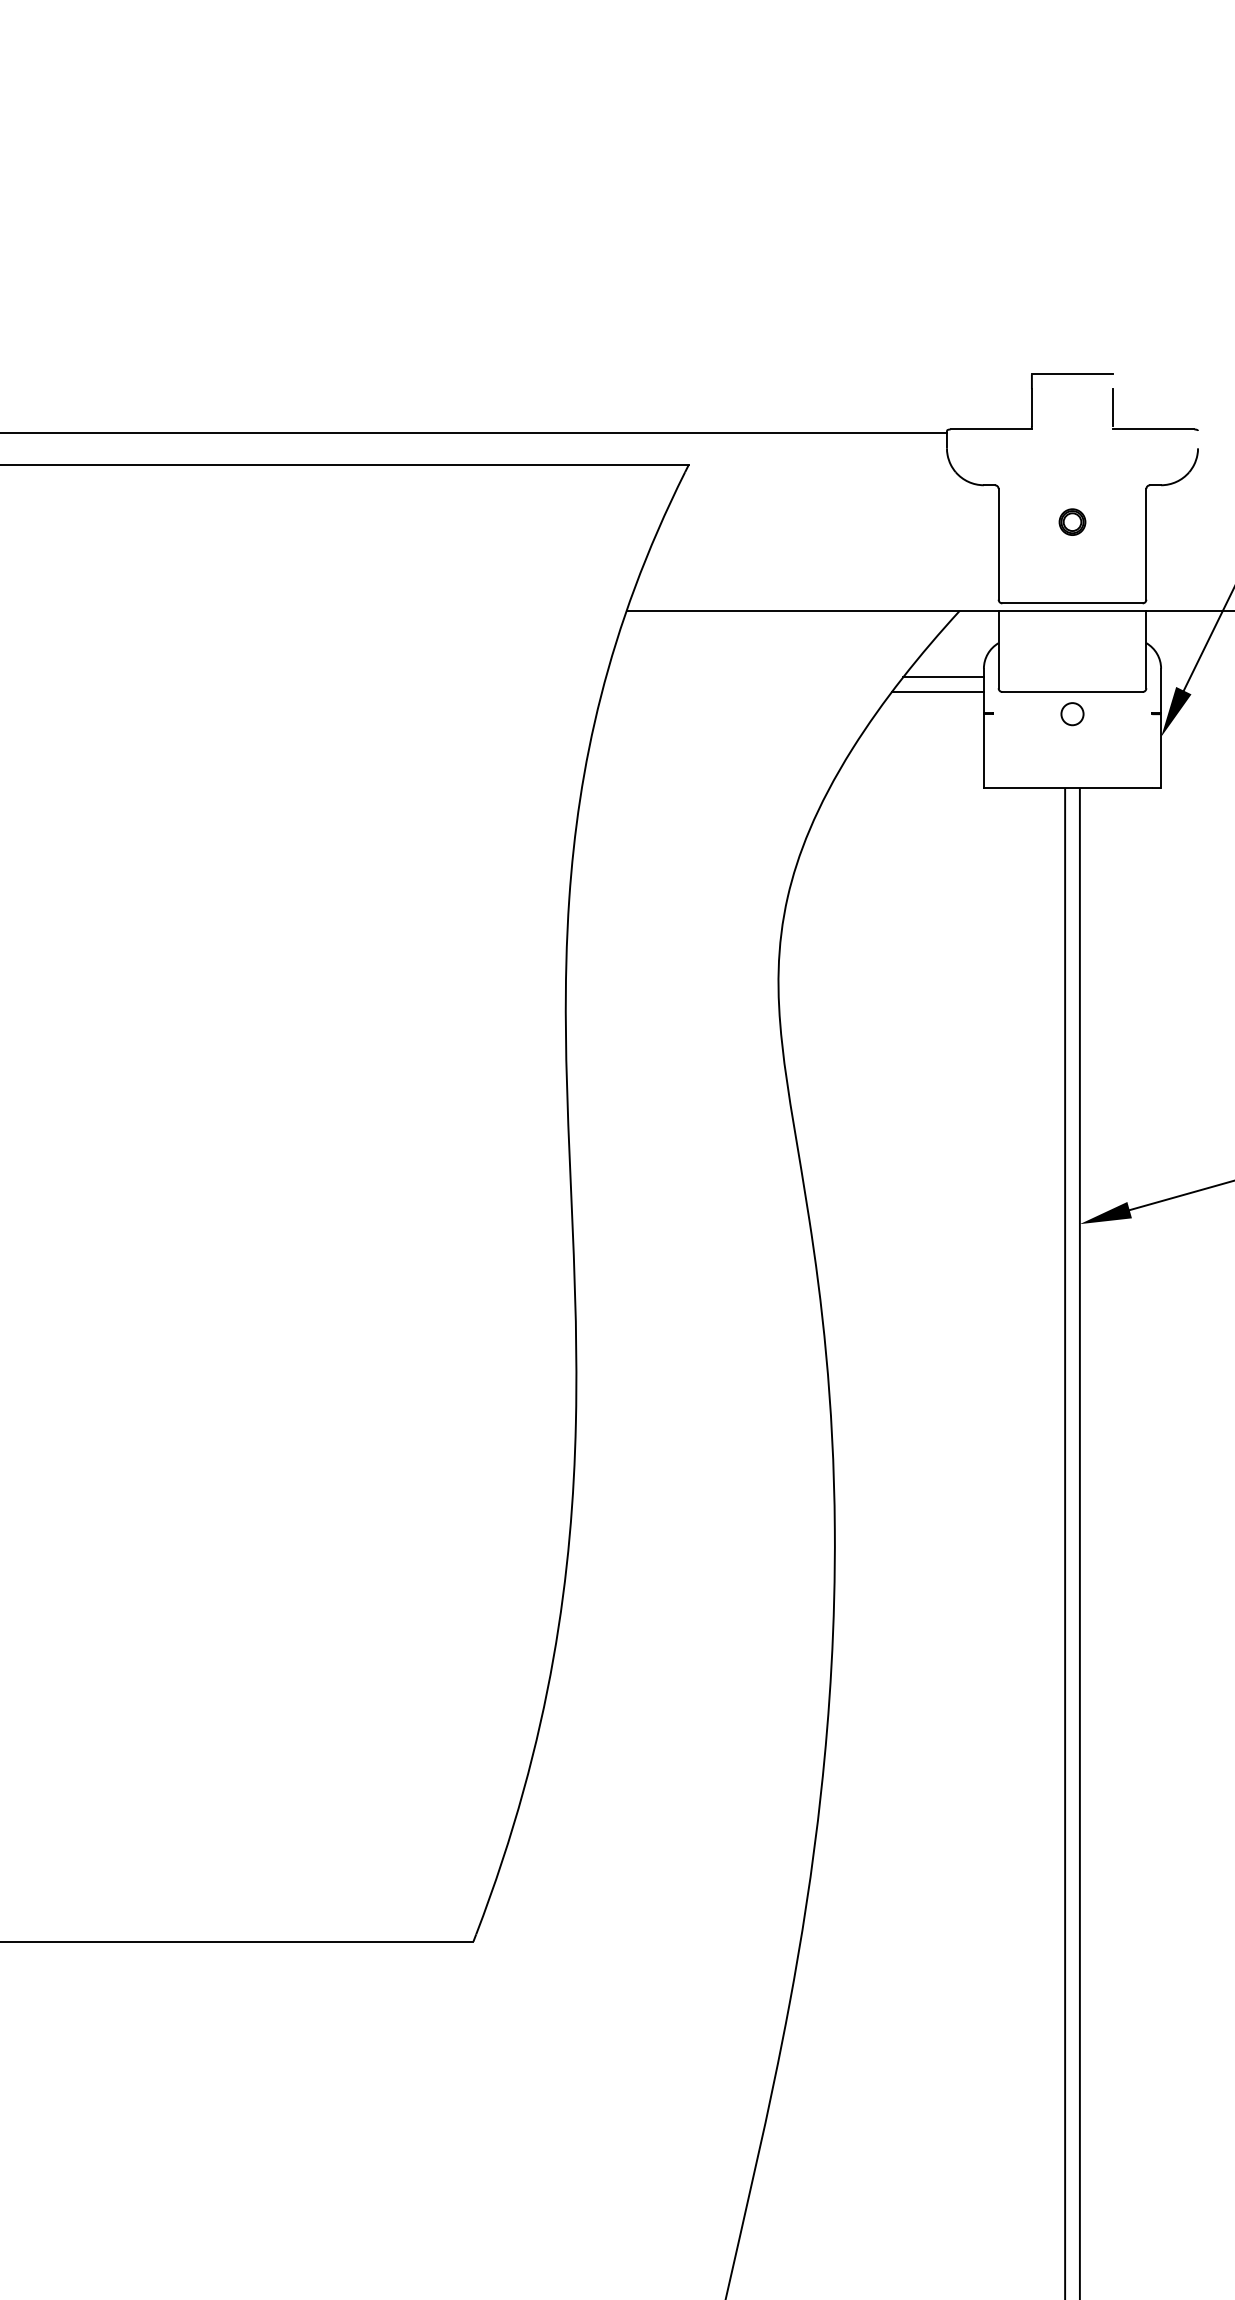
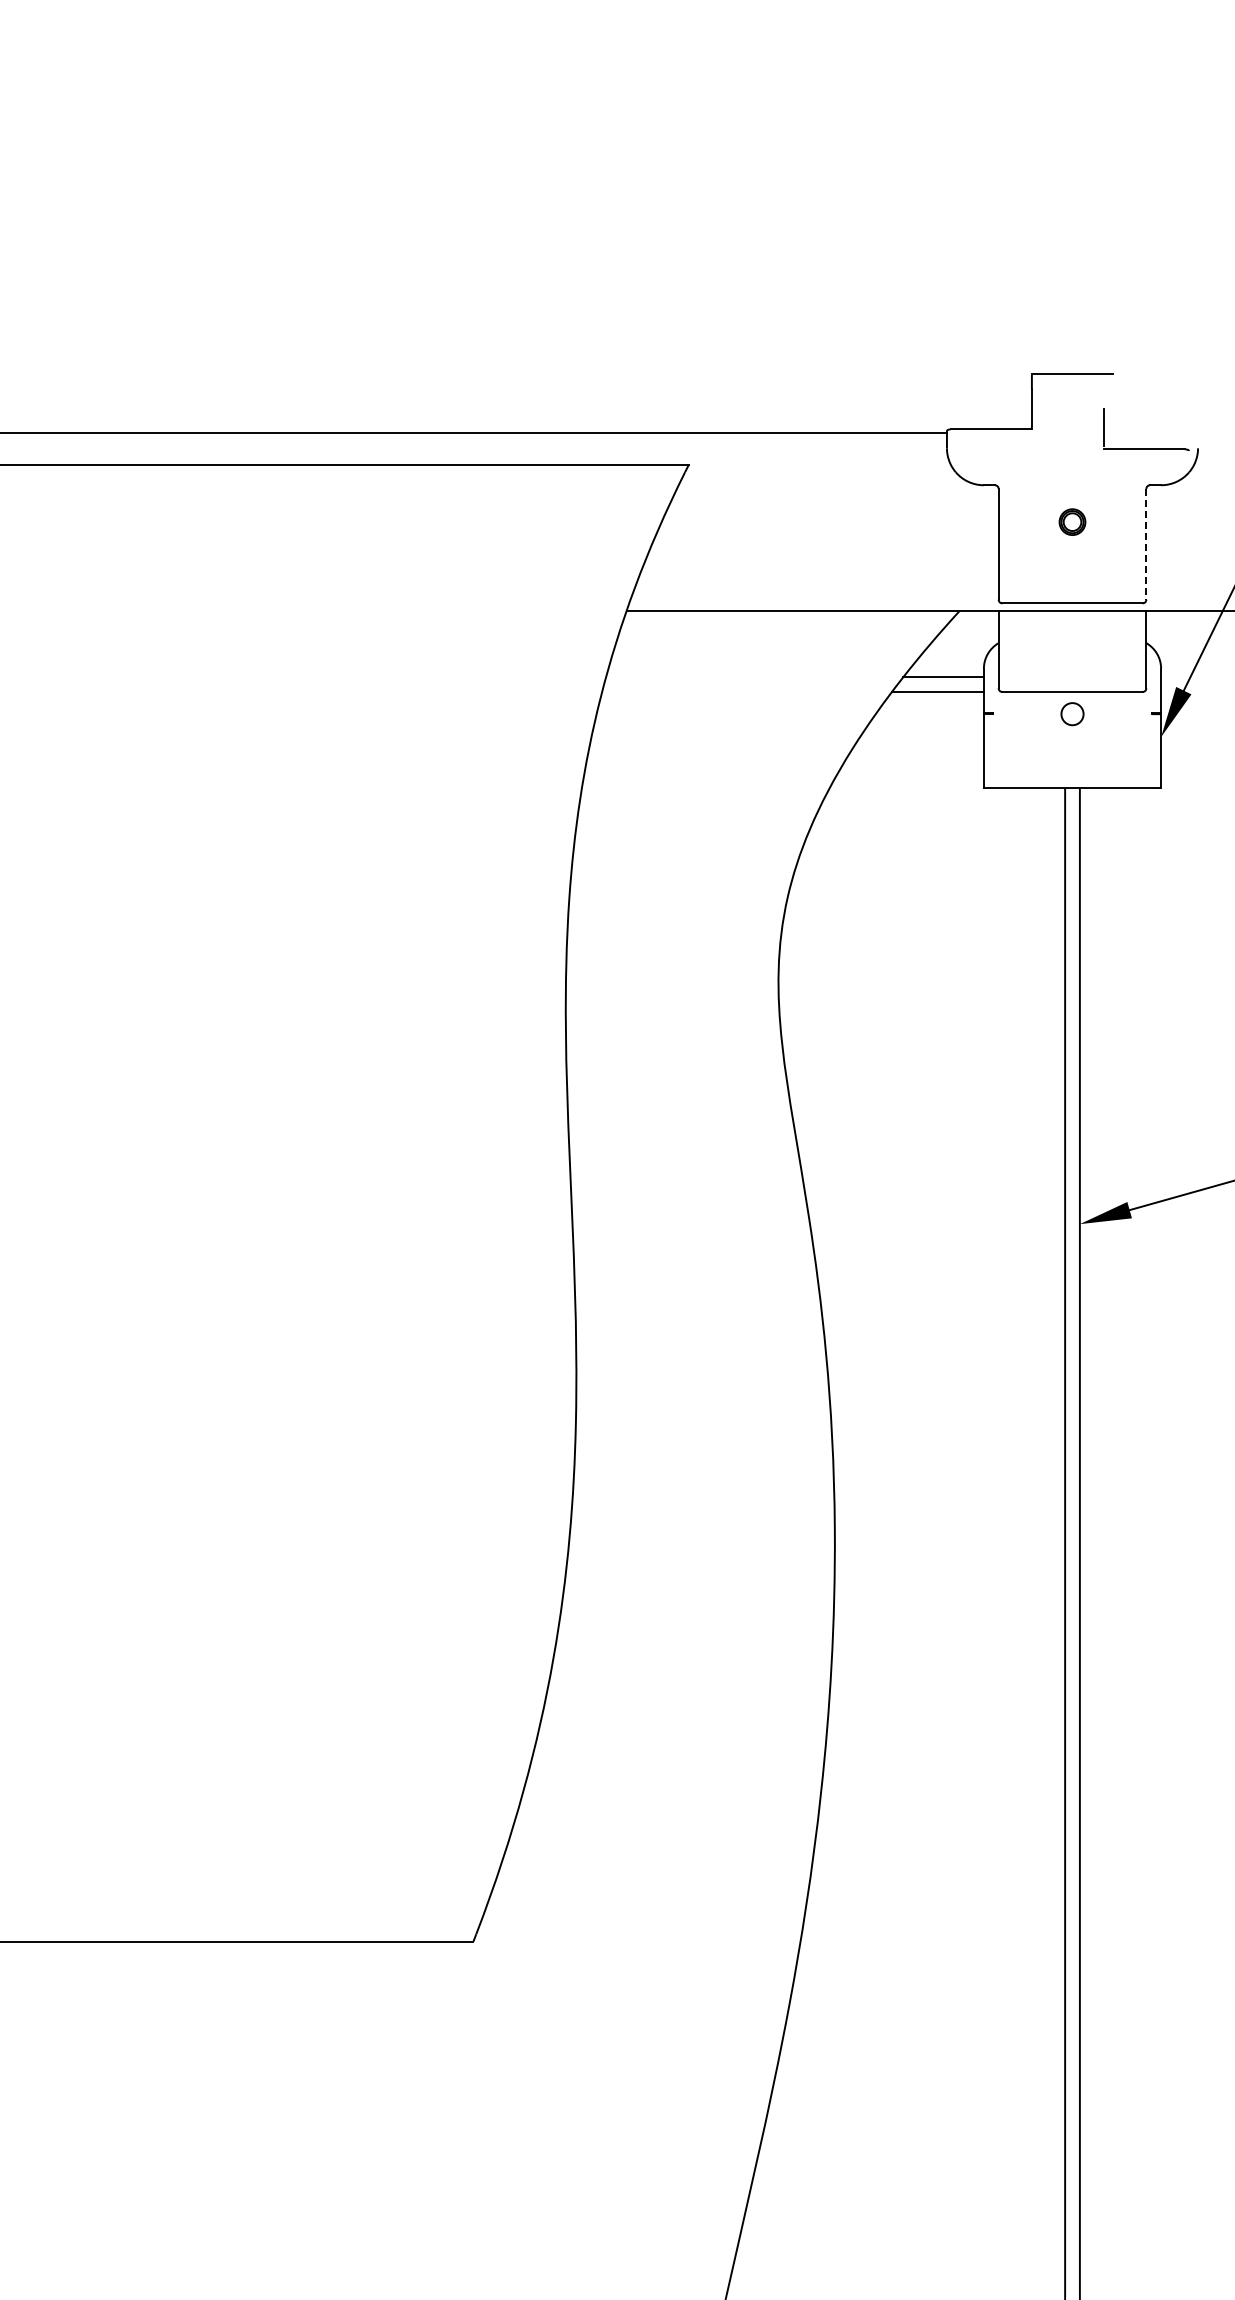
part position: (1155, 428) -> (1146, 448) (1146, 448)
line: solid -> dashed (1146, 544)
